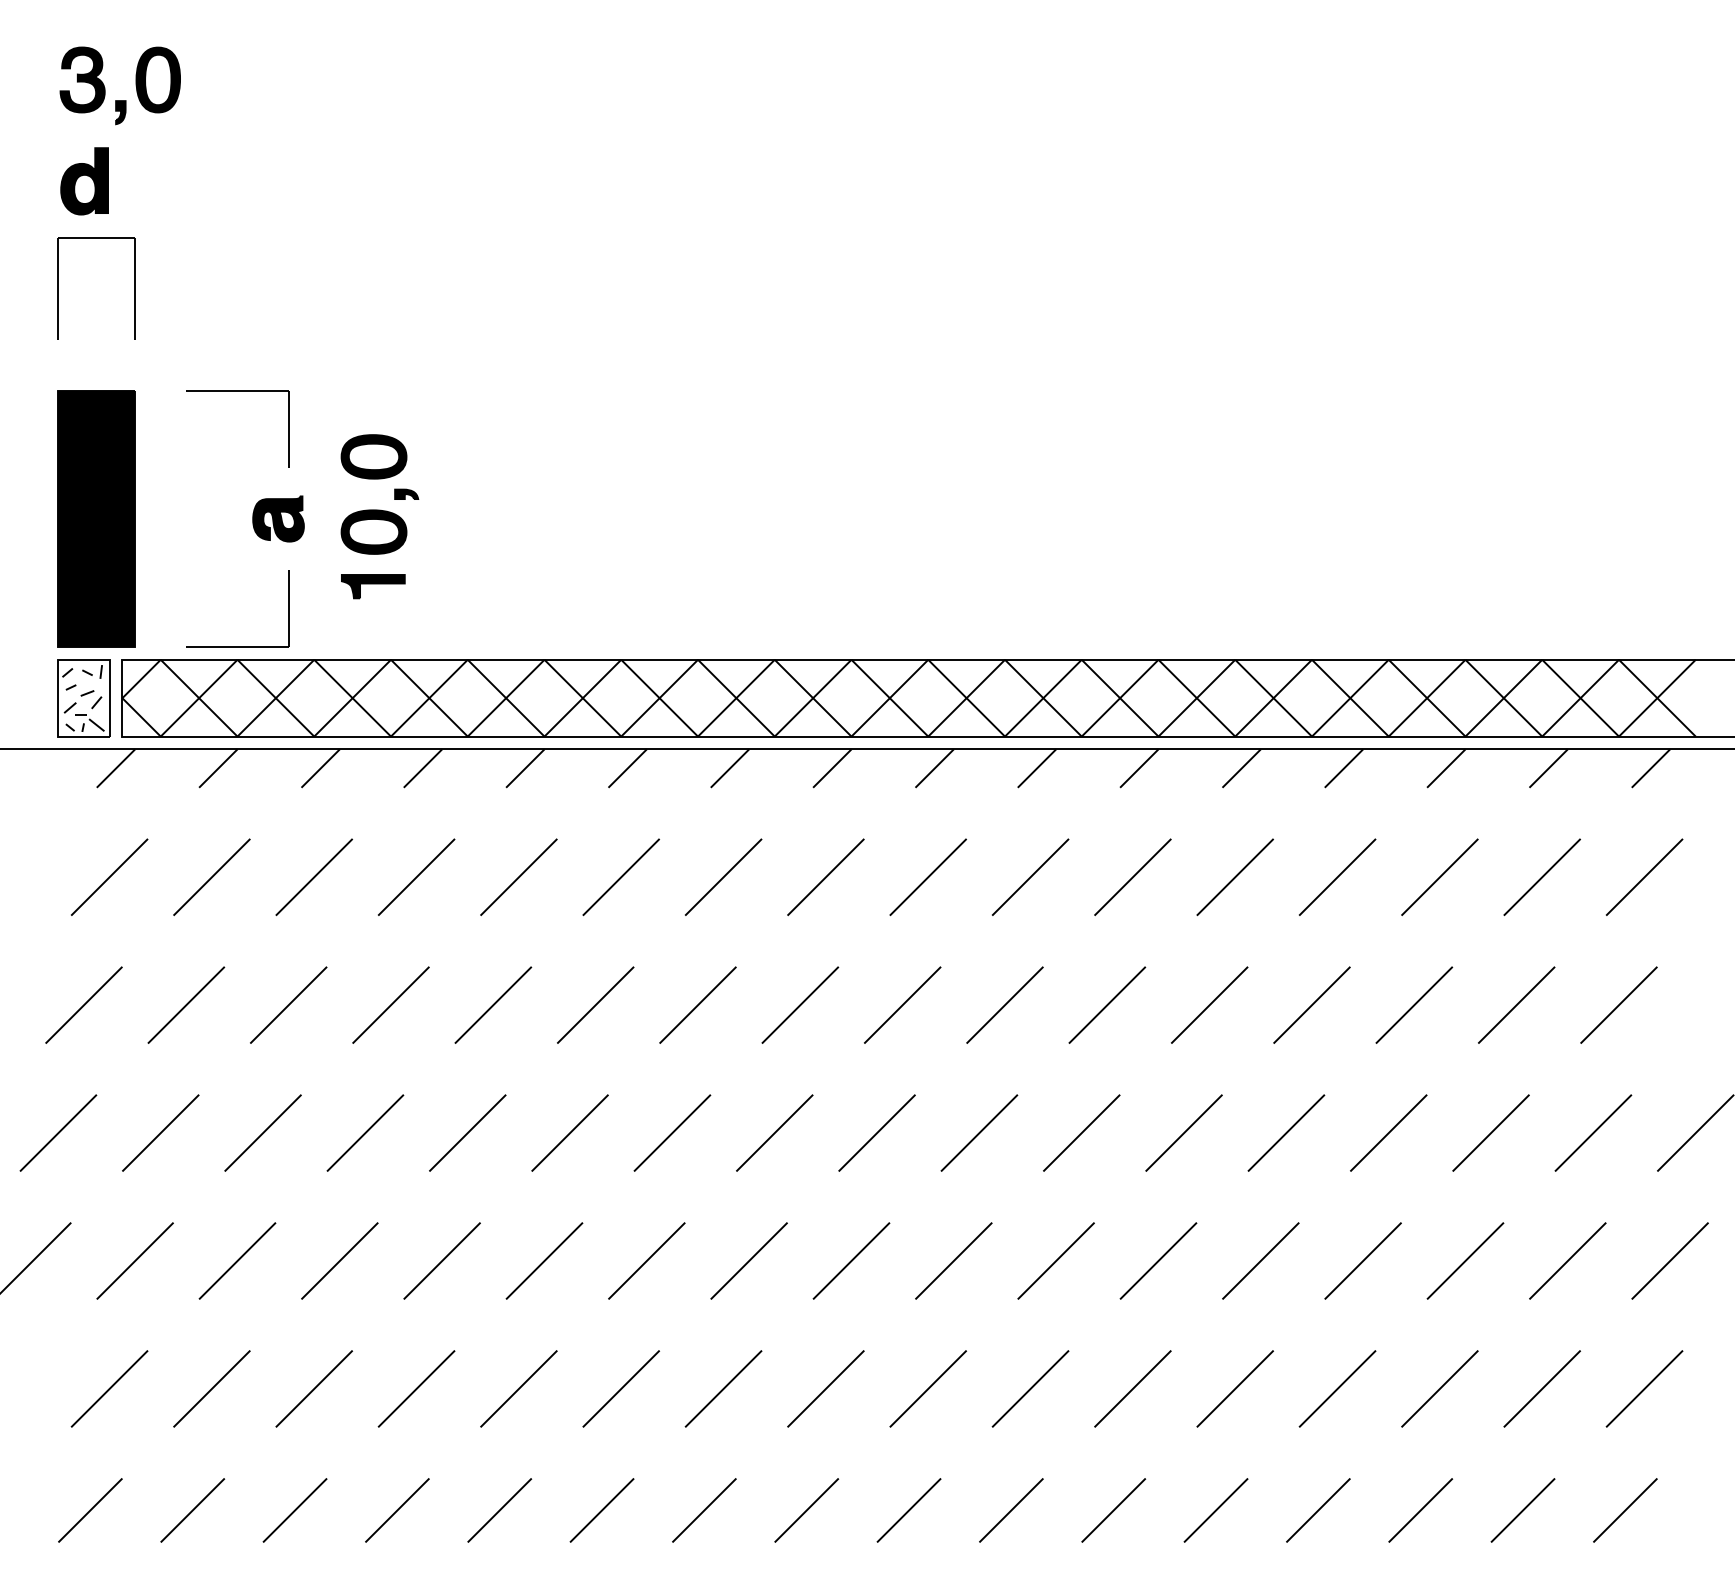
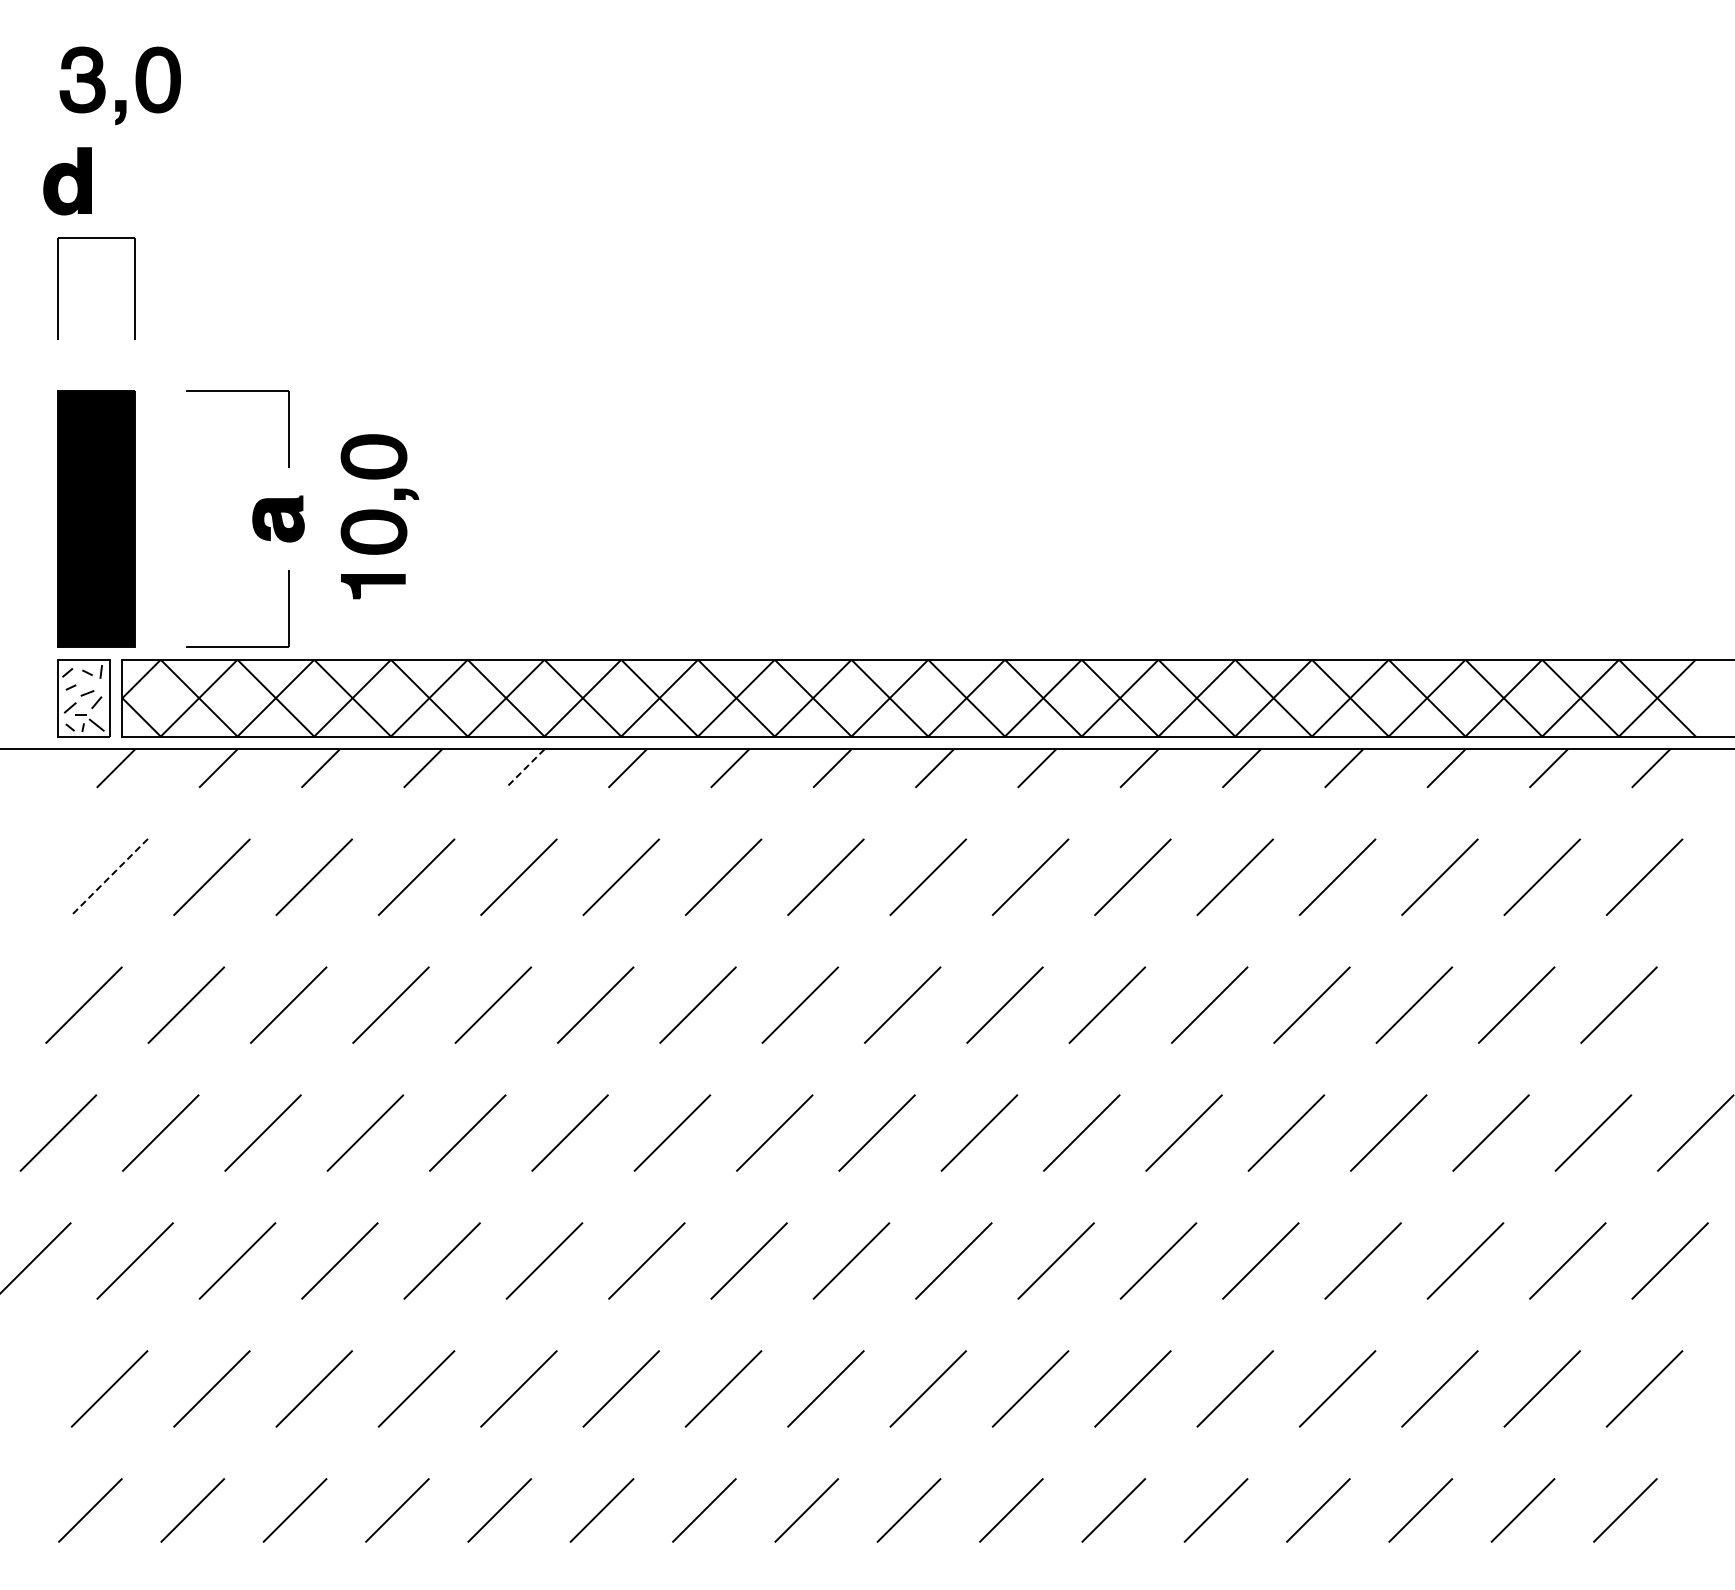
part position: (84, 181) -> (67, 181) (67, 181)
line: solid -> dashed (524, 768)
line: solid -> dashed (109, 877)
